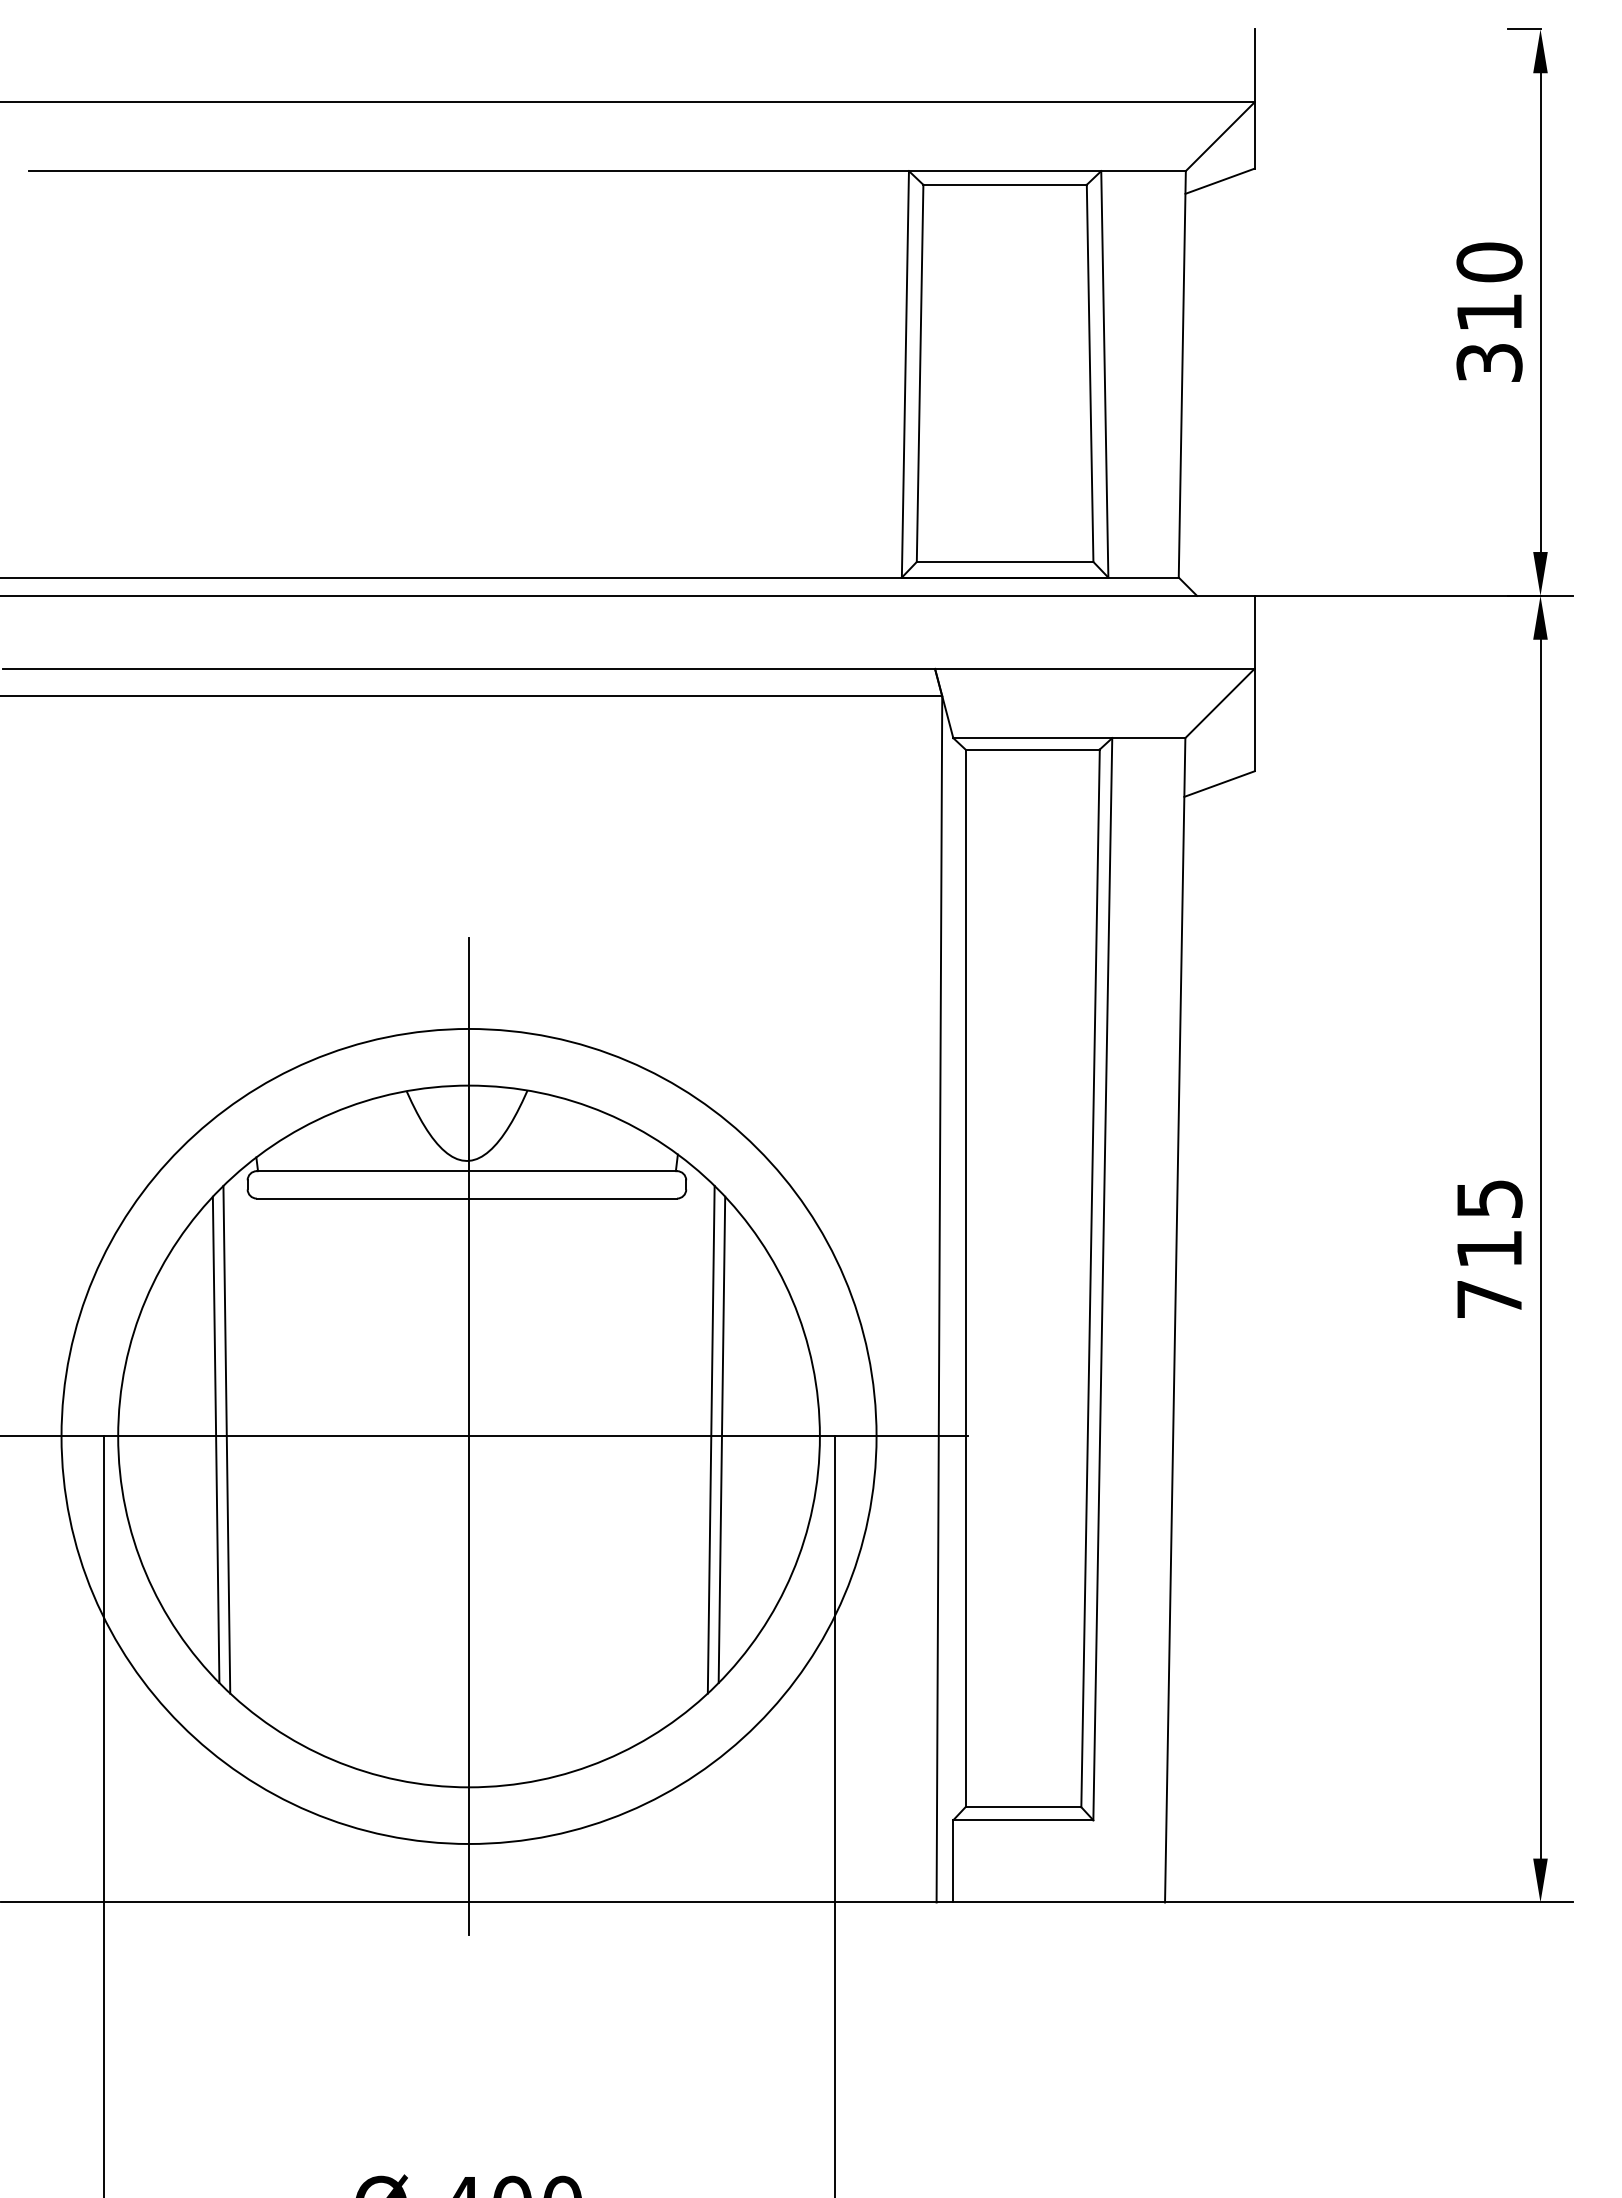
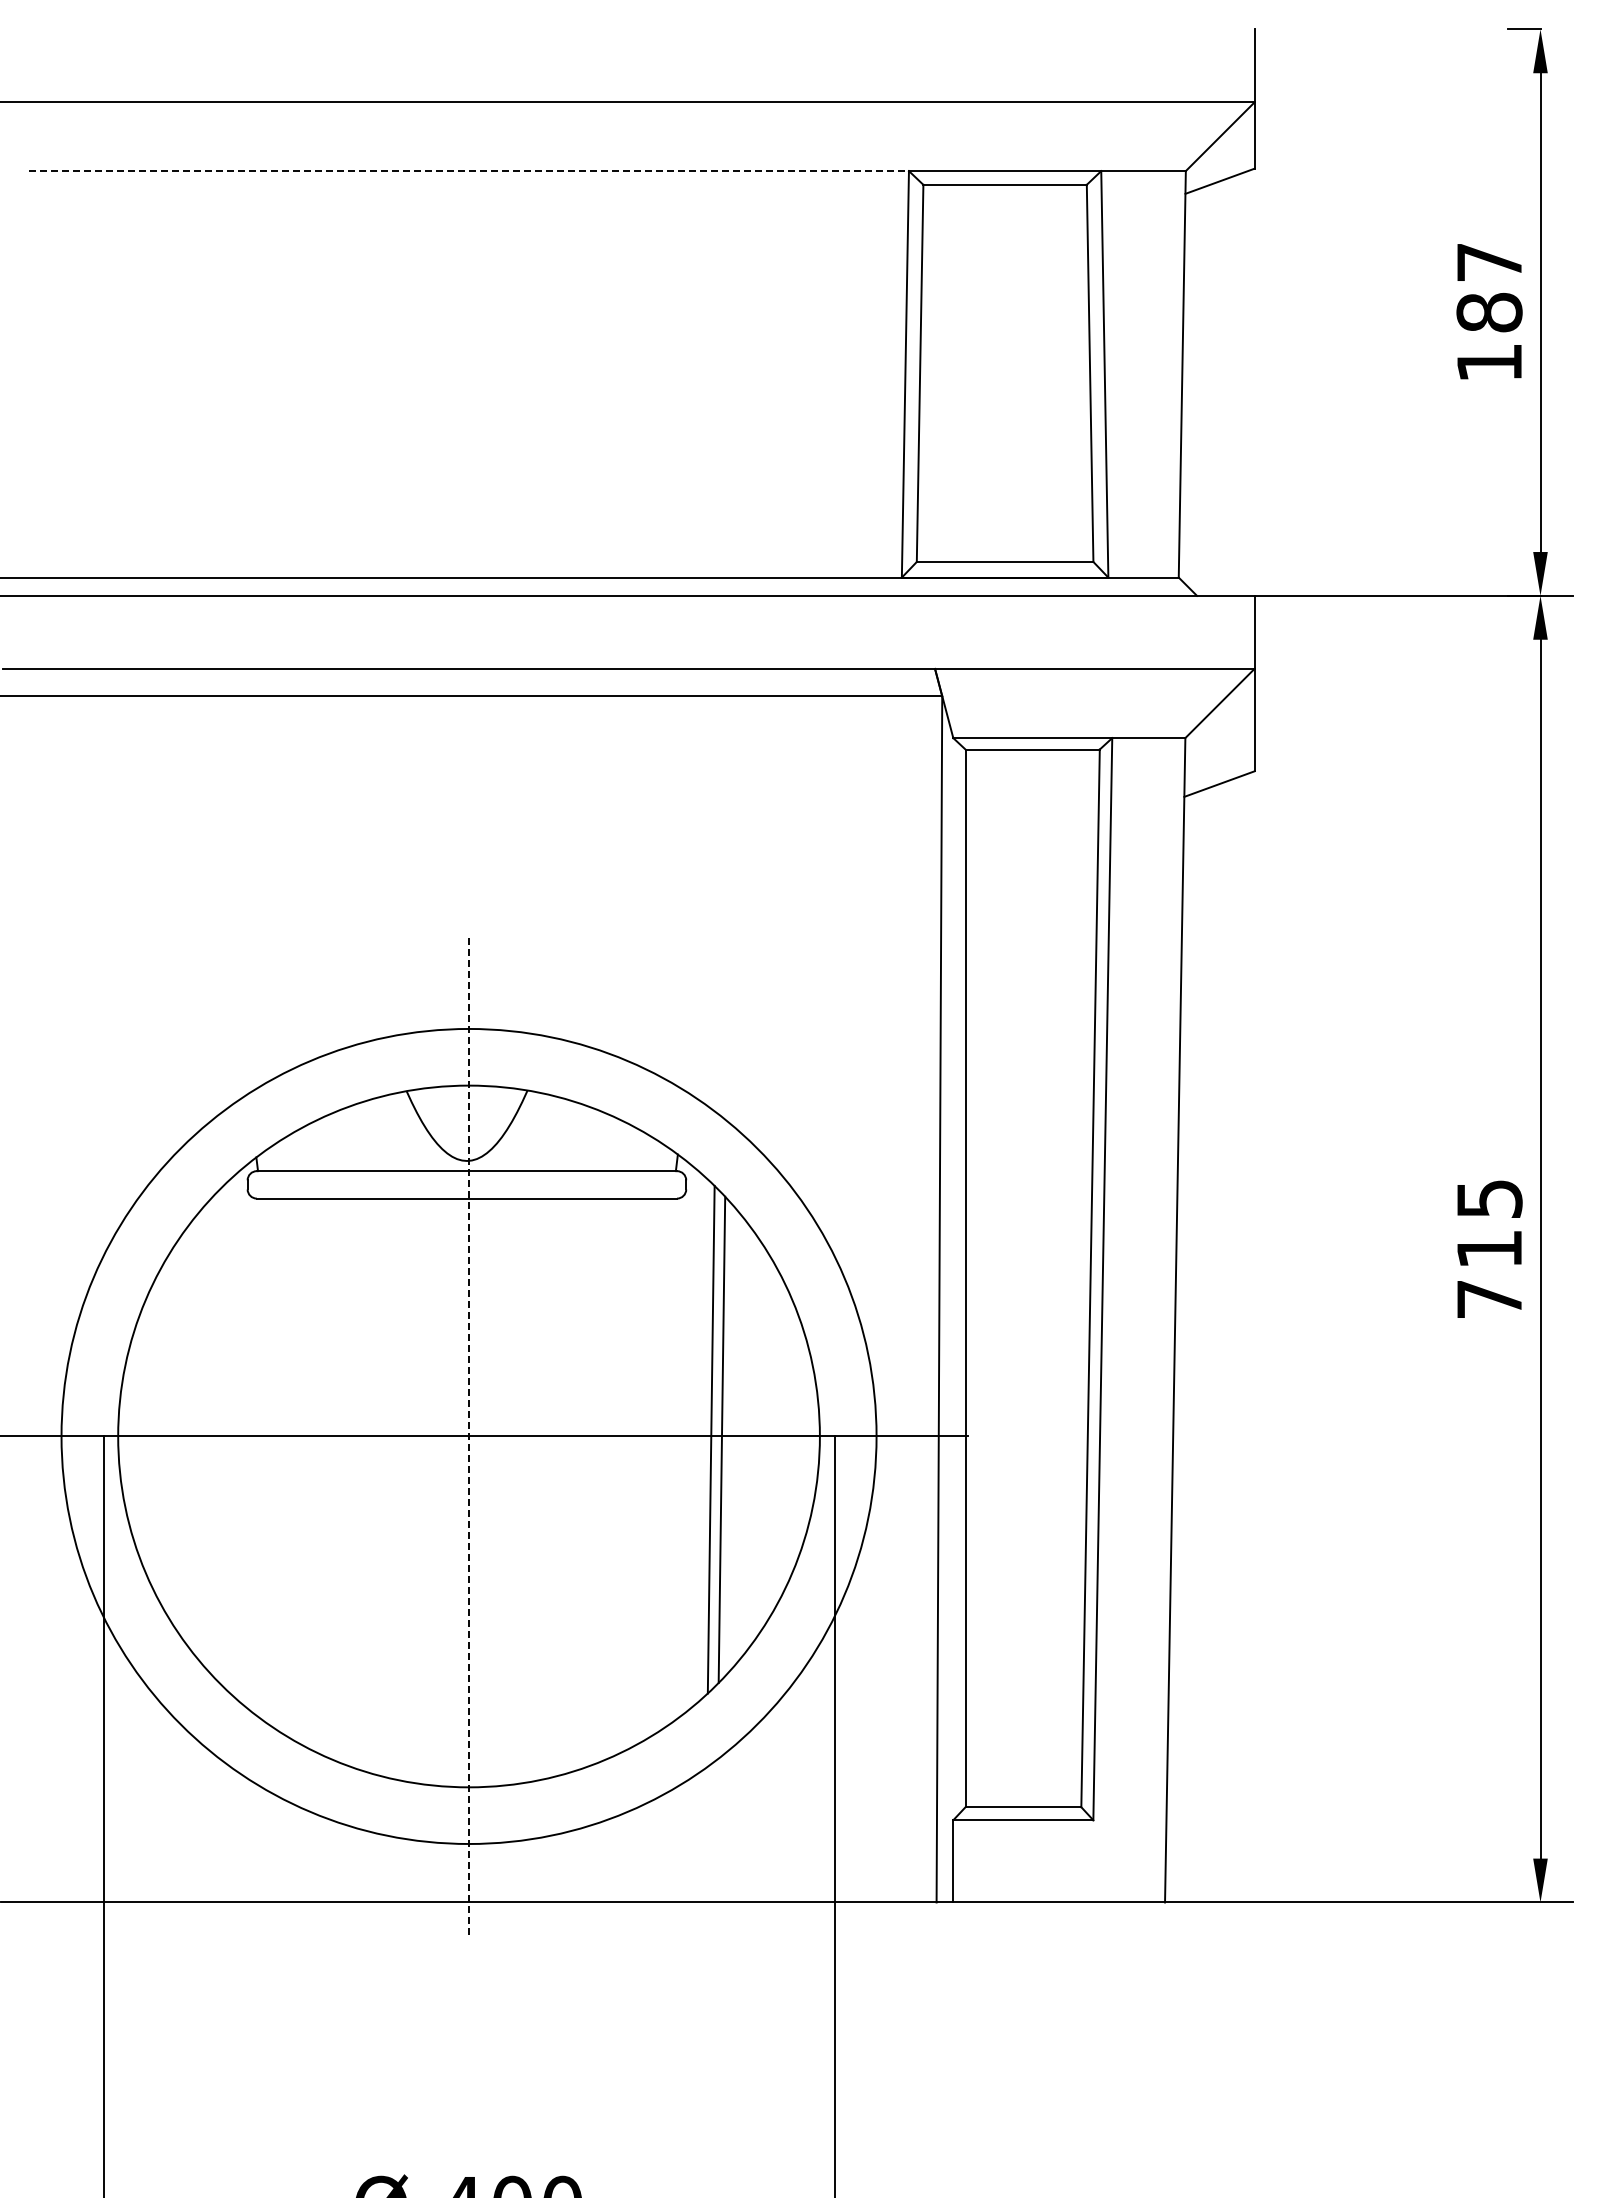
line: solid -> dashed (469, 171)
text: 310 -> 187 (1489, 311)
line: solid -> dashed (469, 1436)
line: present -> none (215, 1439)
line: present -> none (226, 1439)
